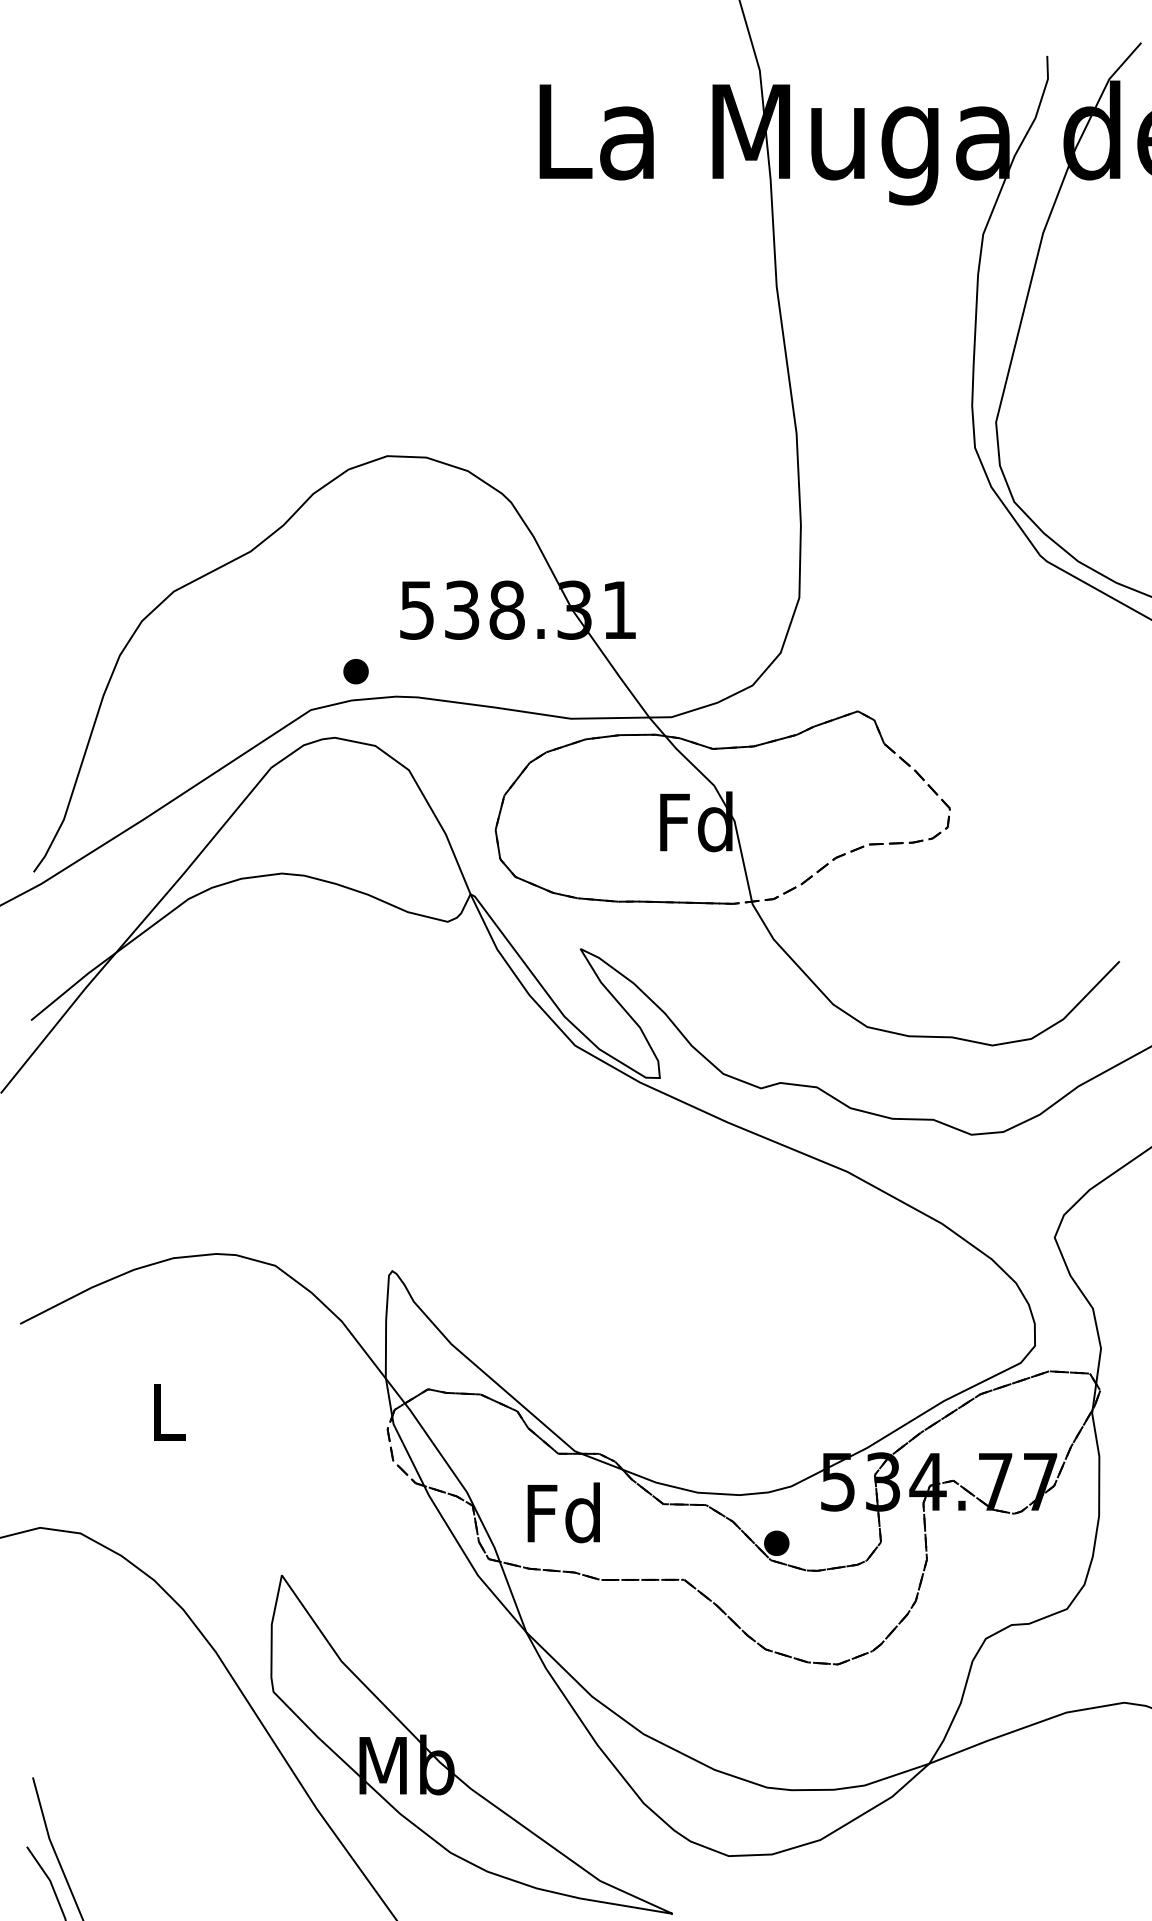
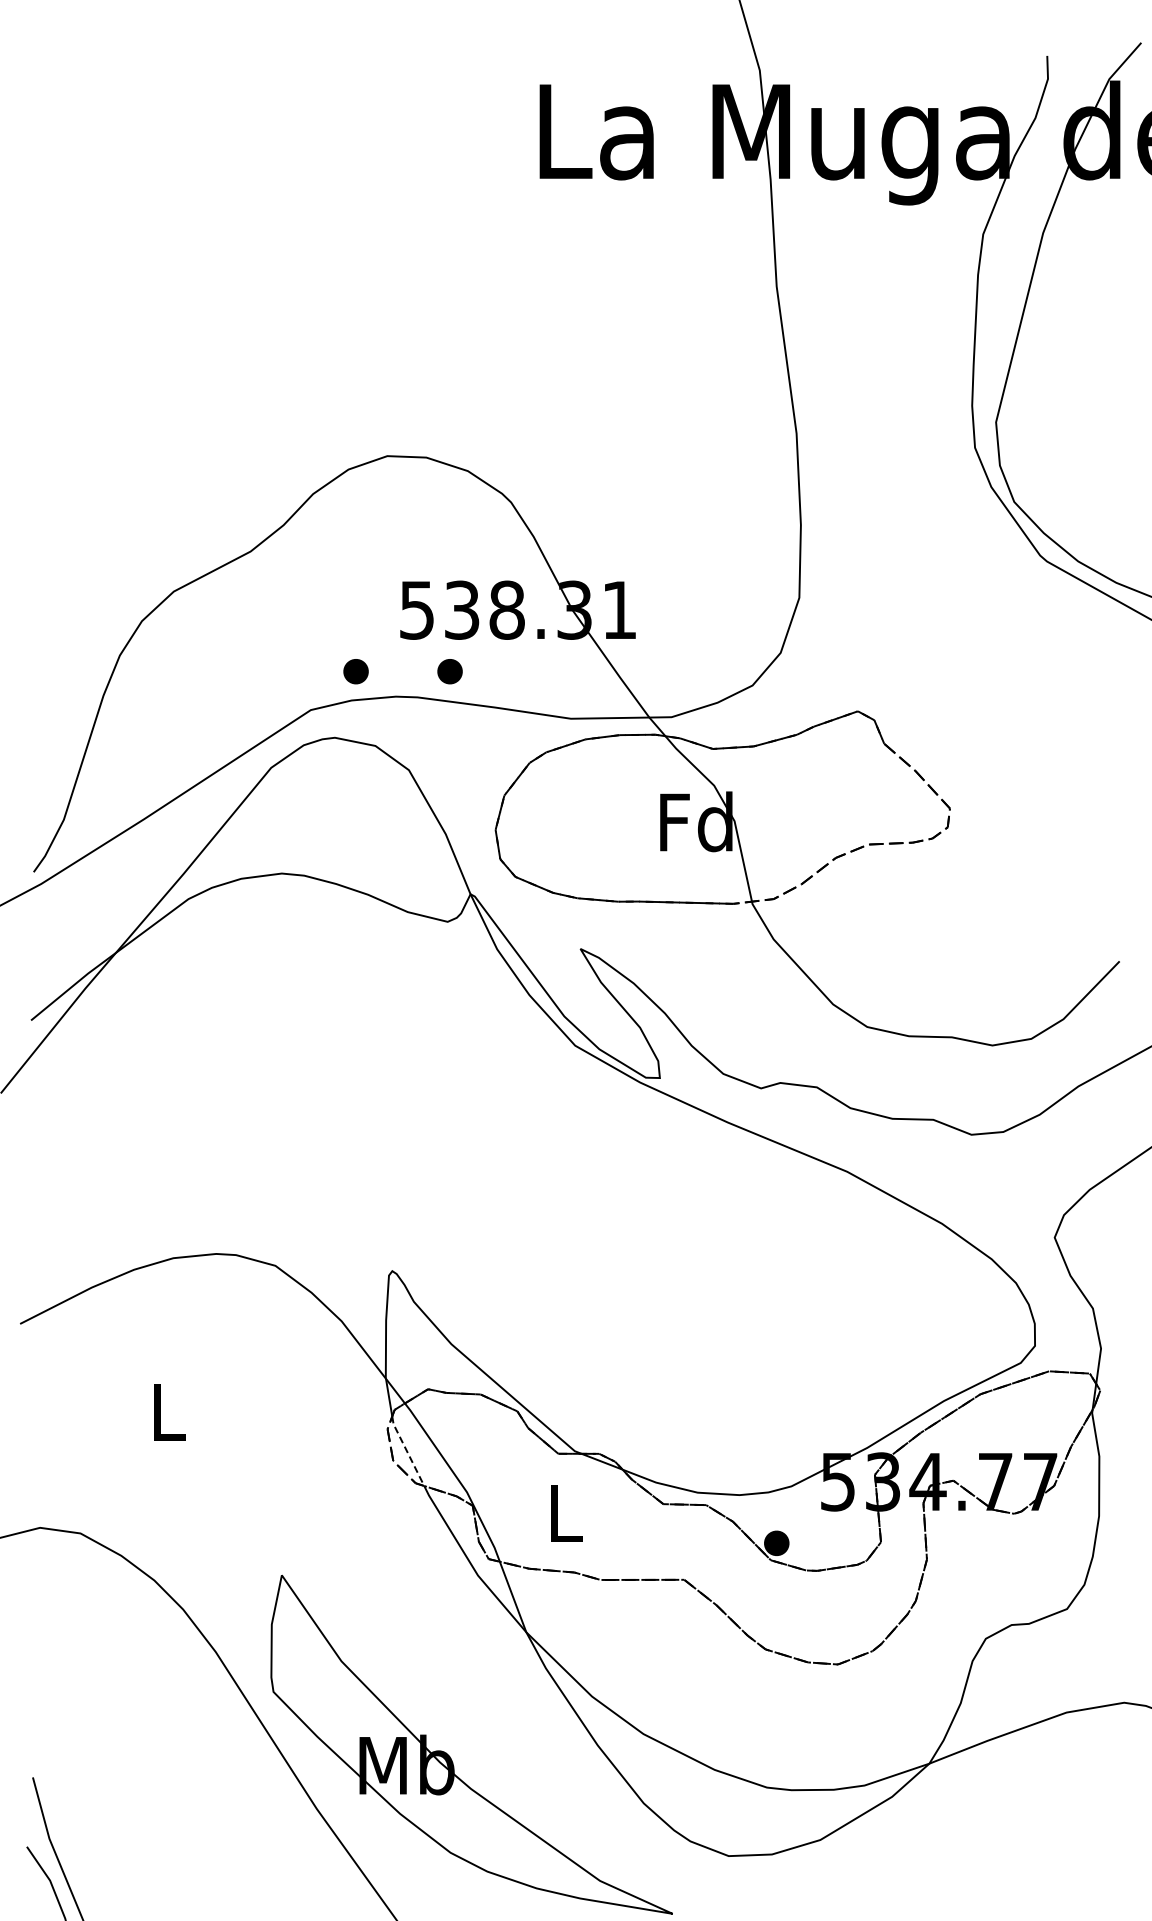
part: none -> present (449, 671)
line: solid -> dashed (406, 1451)
text: Fd -> L (563, 1512)
